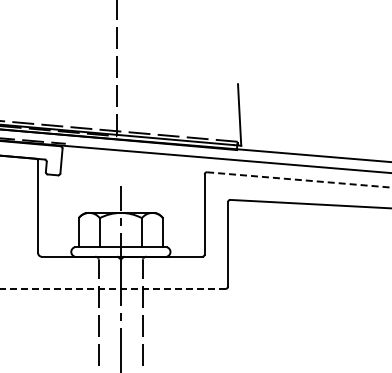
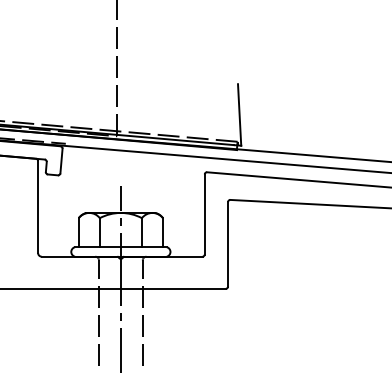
line: dashed -> solid (299, 179)
line: dashed -> solid (112, 288)
